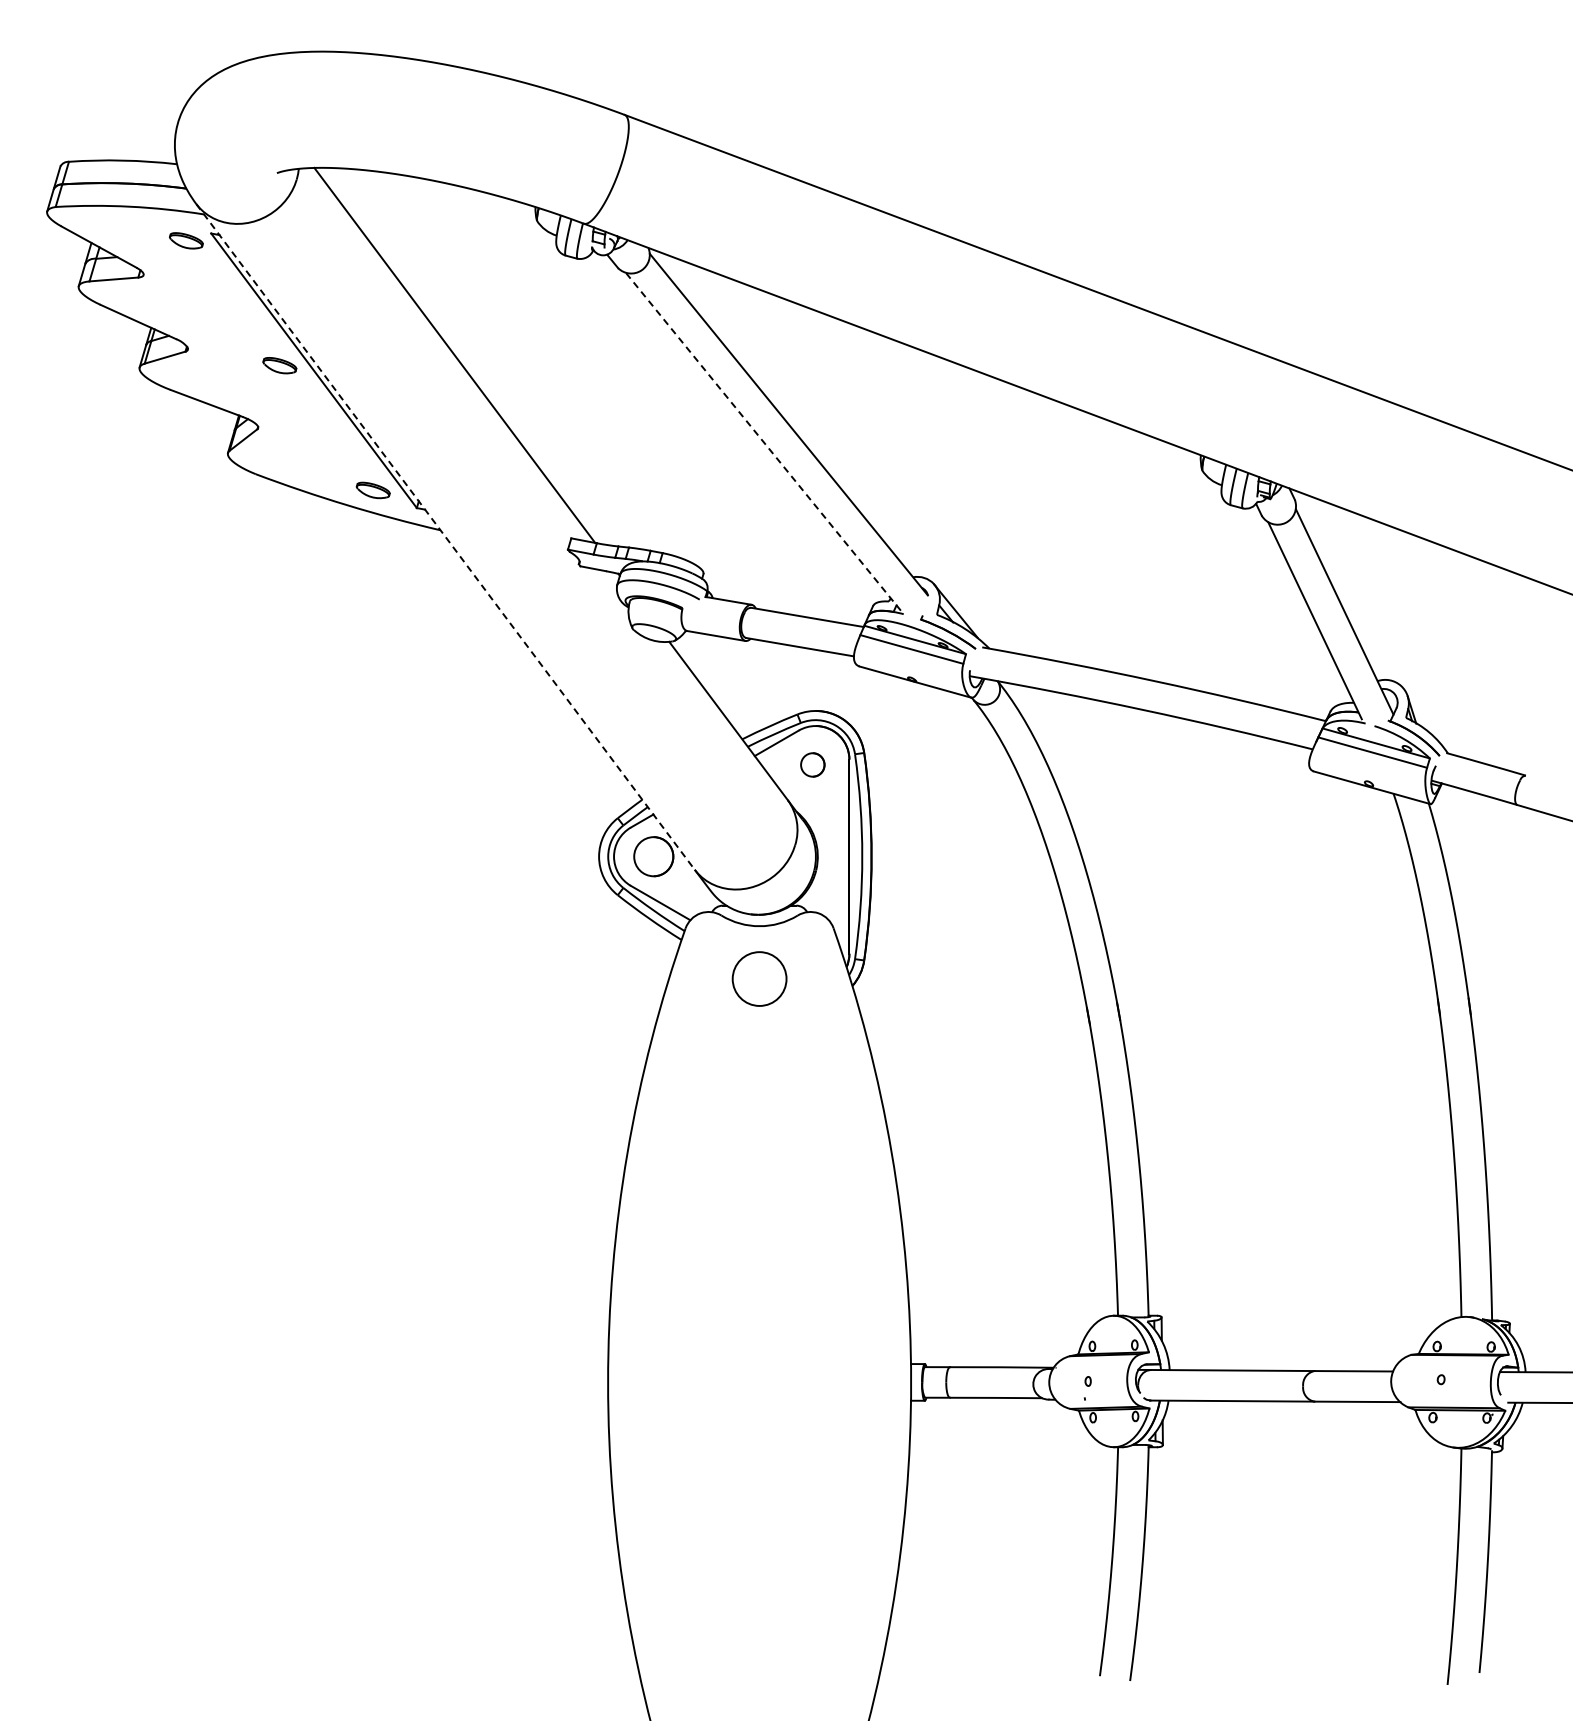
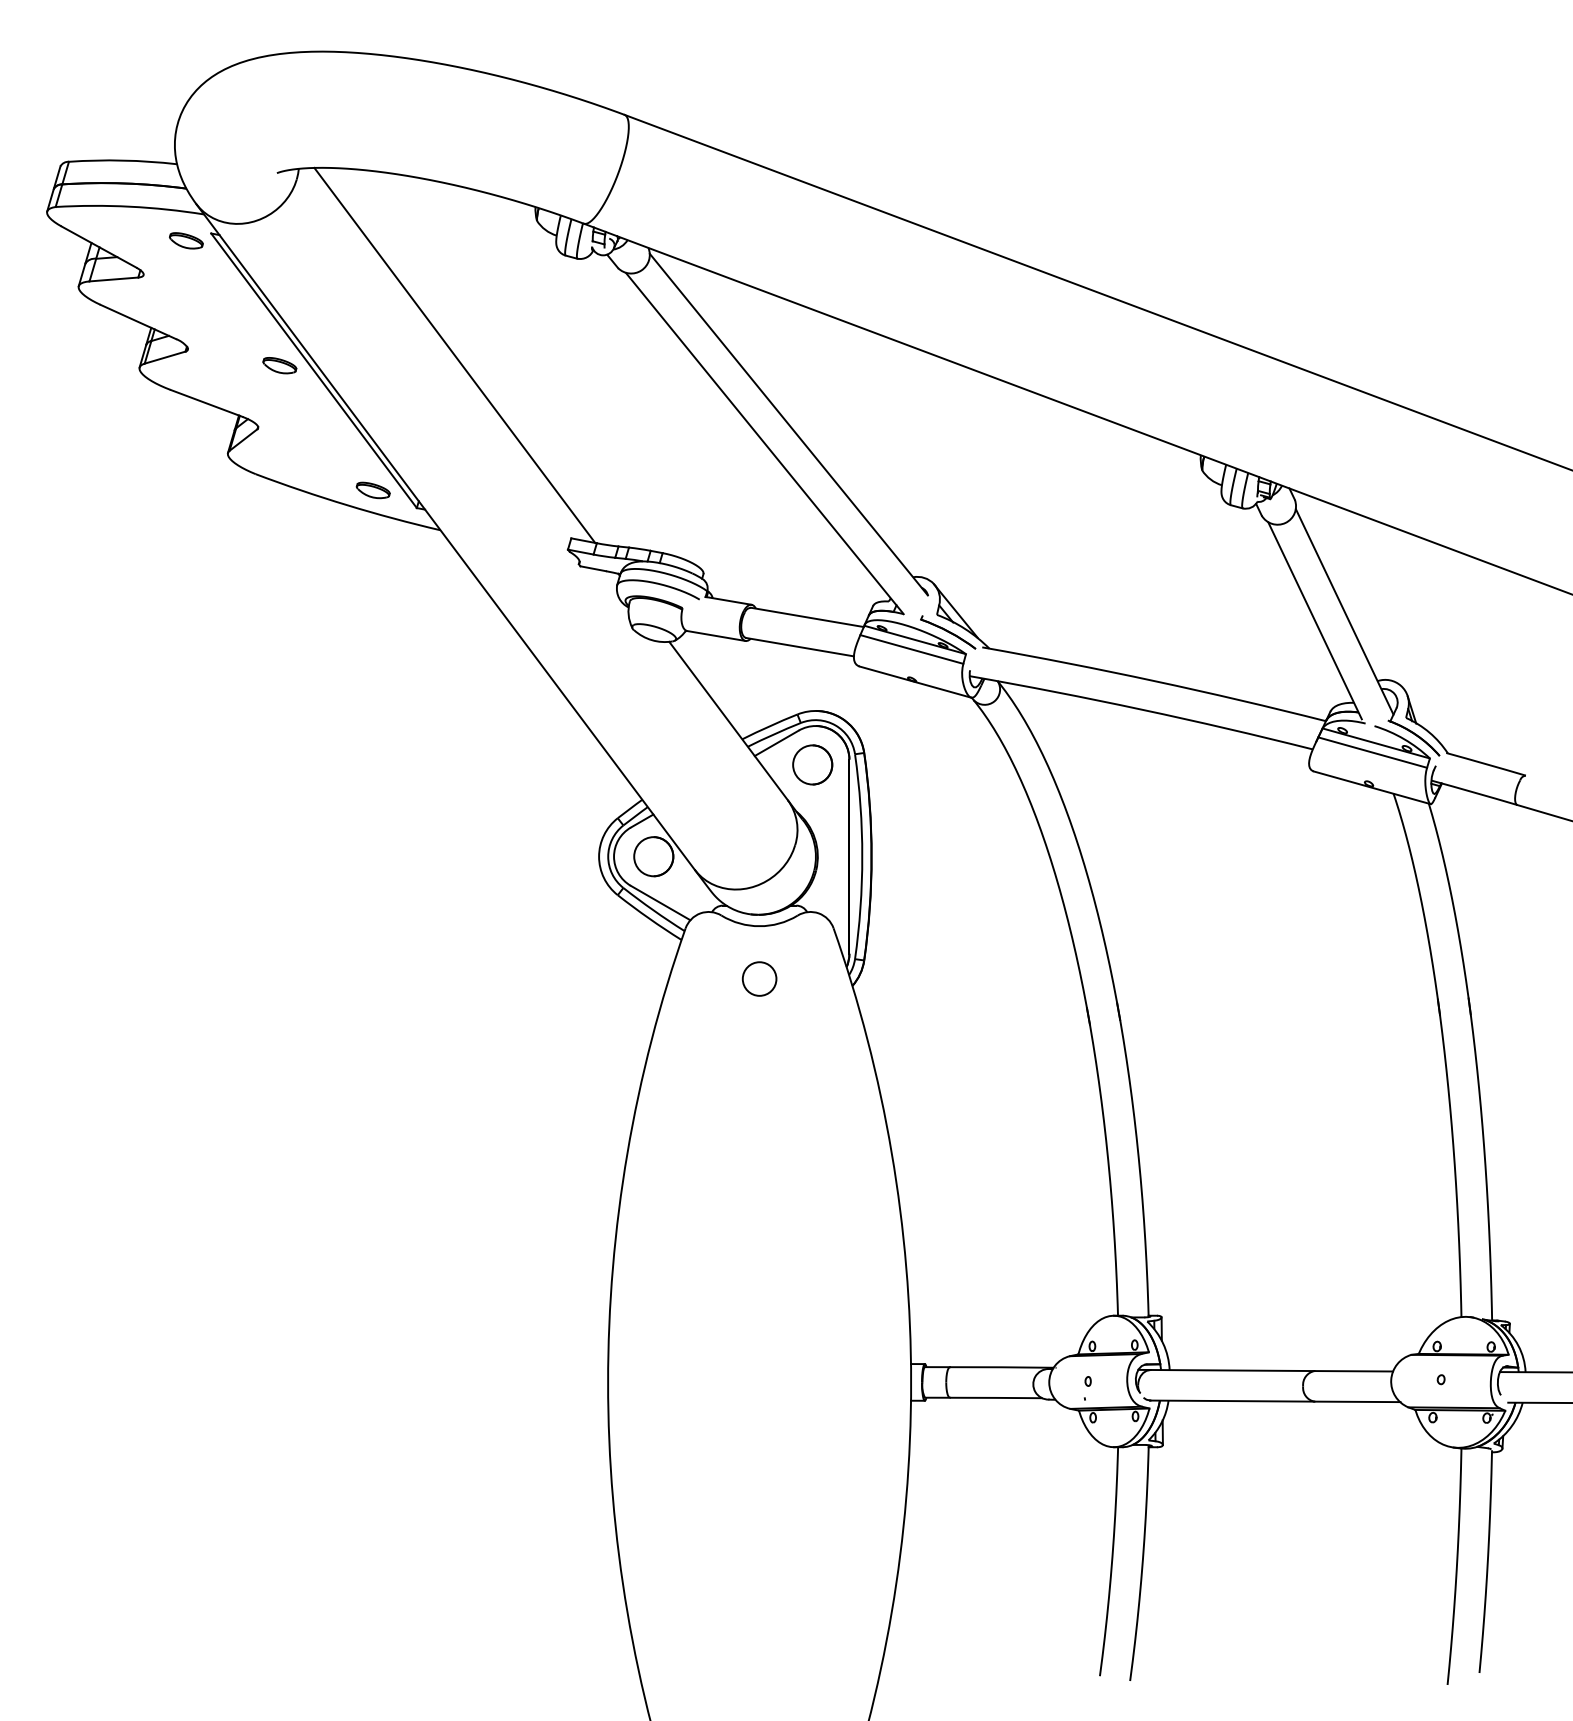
line: dashed -> solid (764, 443)
line: dashed -> solid (445, 536)
circle size: 26x26 px -> 42x42 px (812, 764)
circle diameter: 54 px -> 34 px (759, 978)
